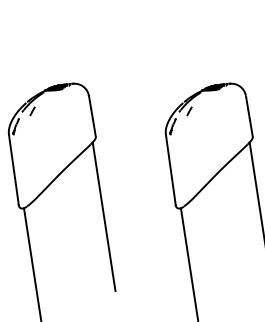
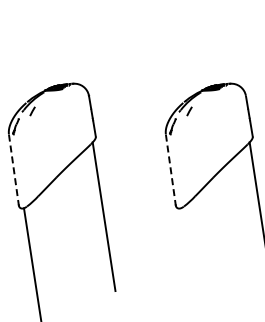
line: solid -> dashed (13, 169)
line: solid -> dashed (170, 169)
line: present -> none (188, 263)
